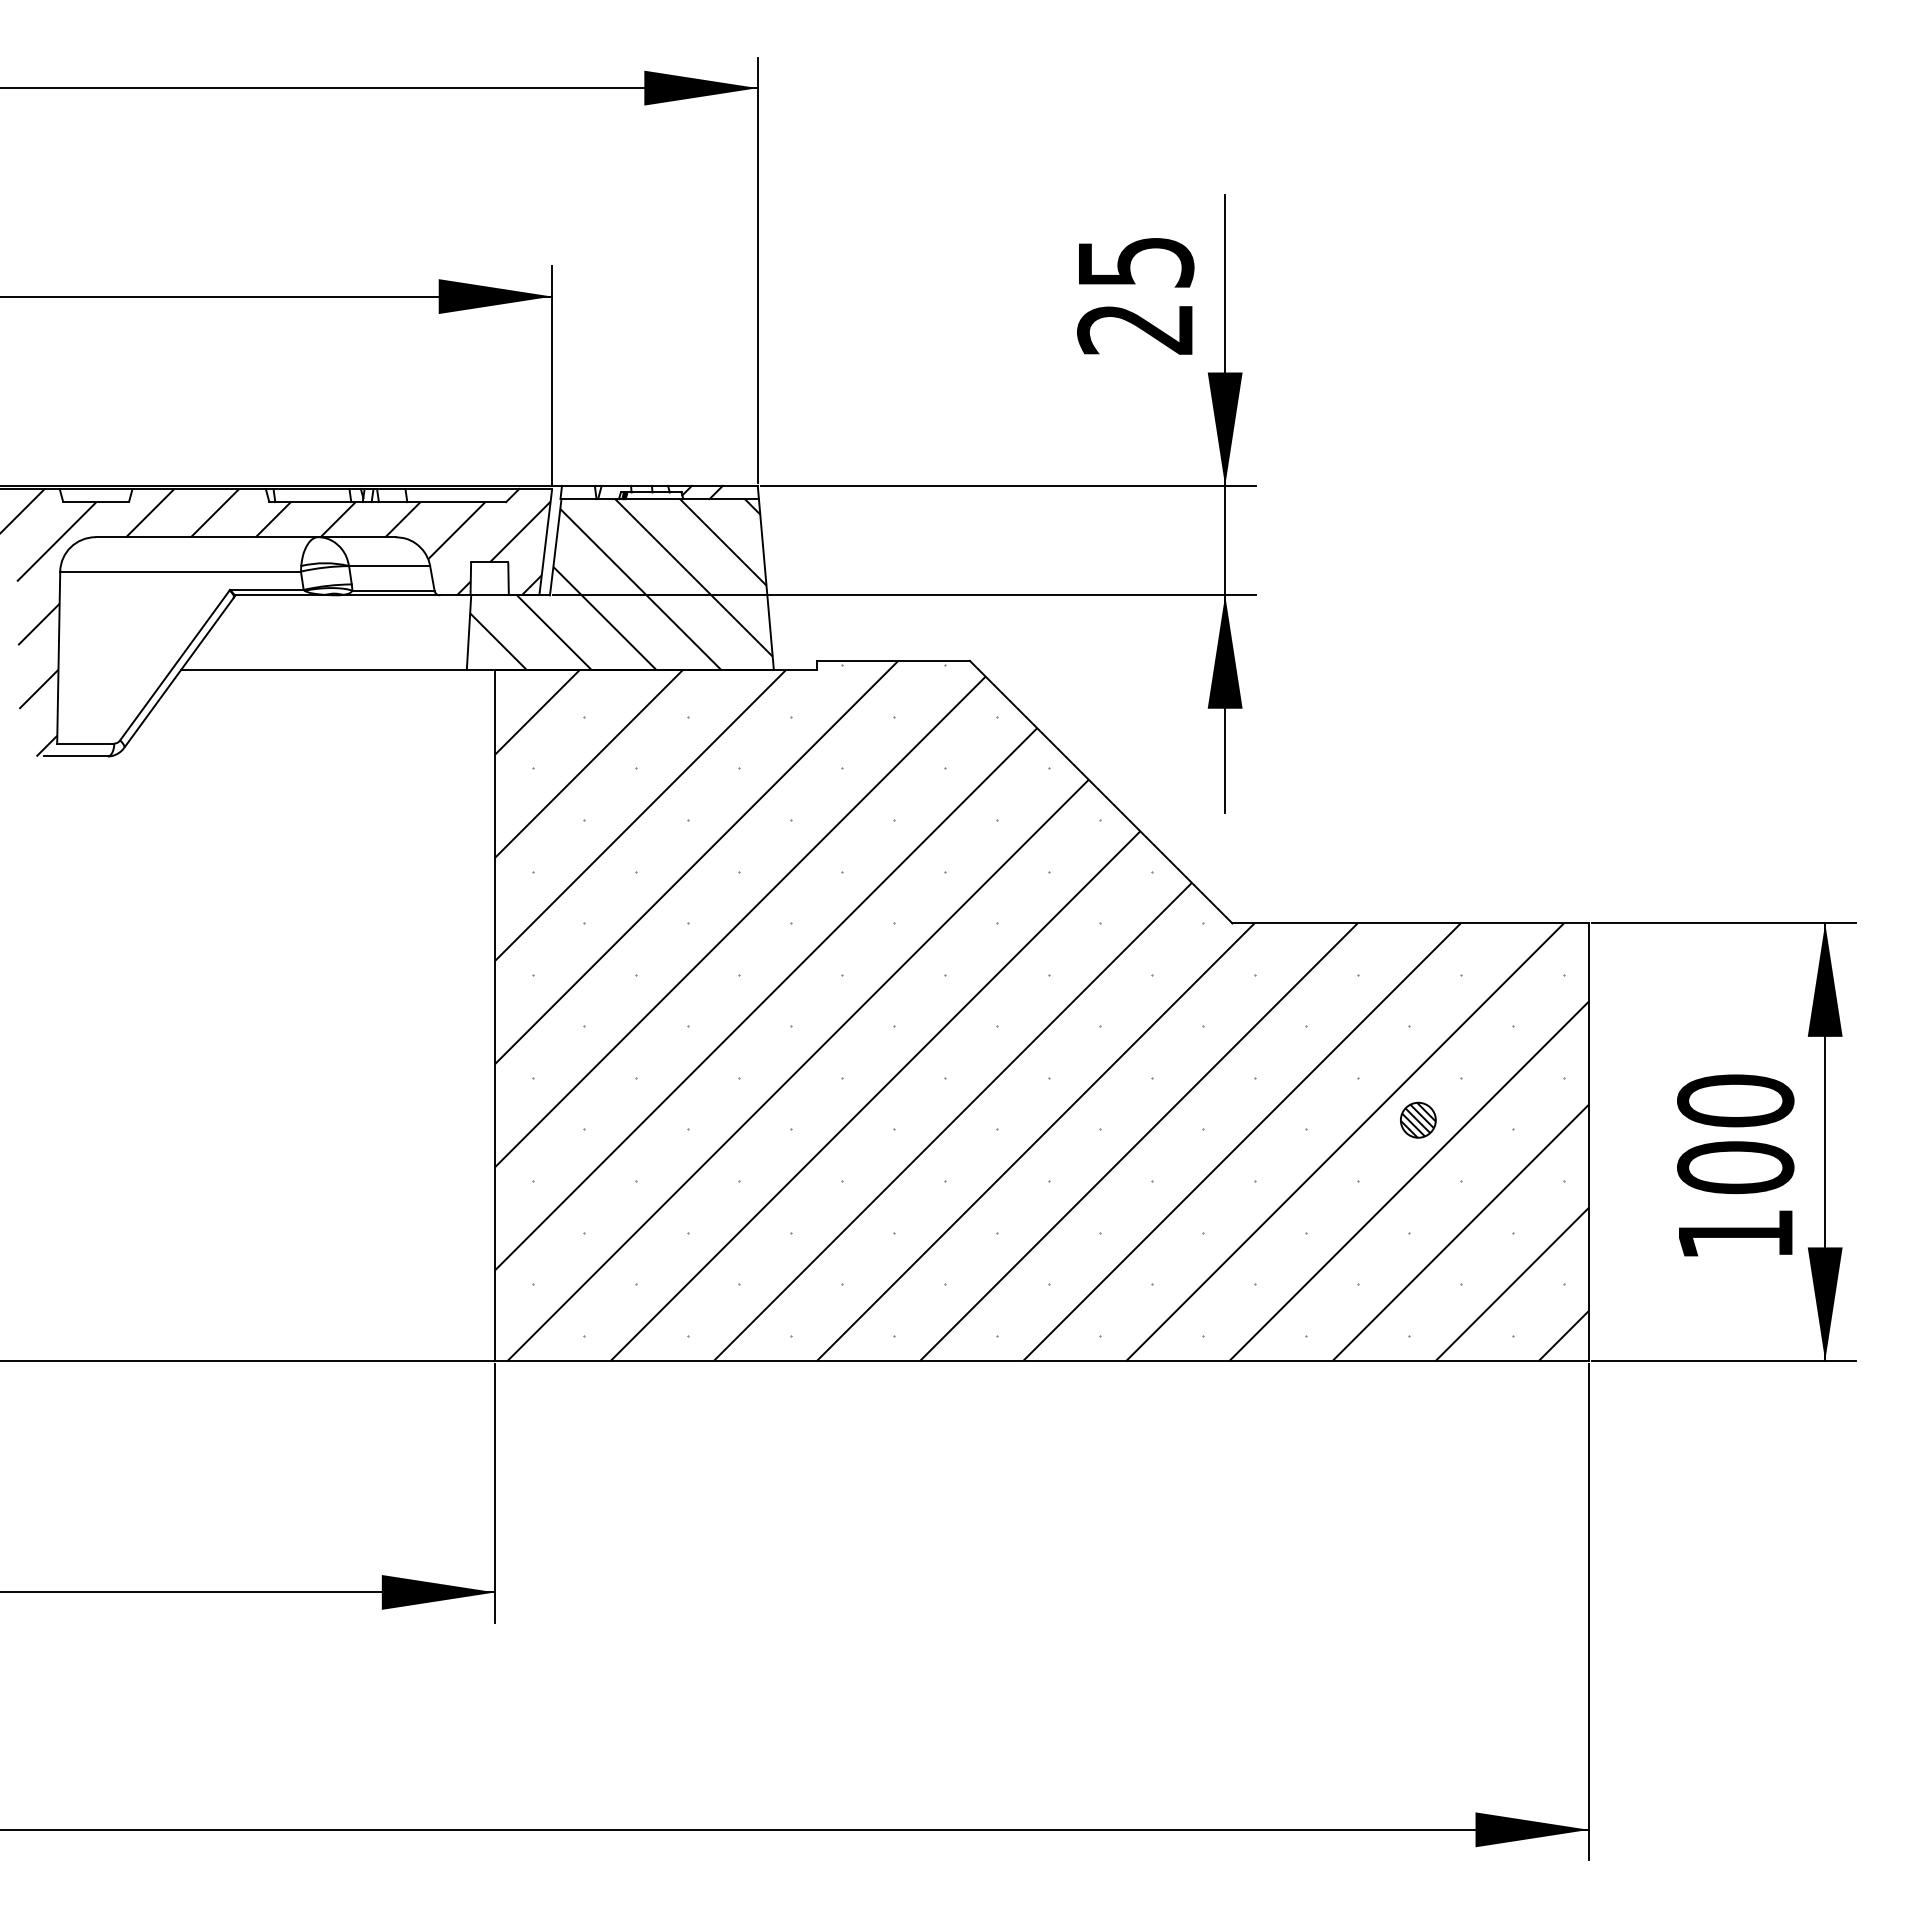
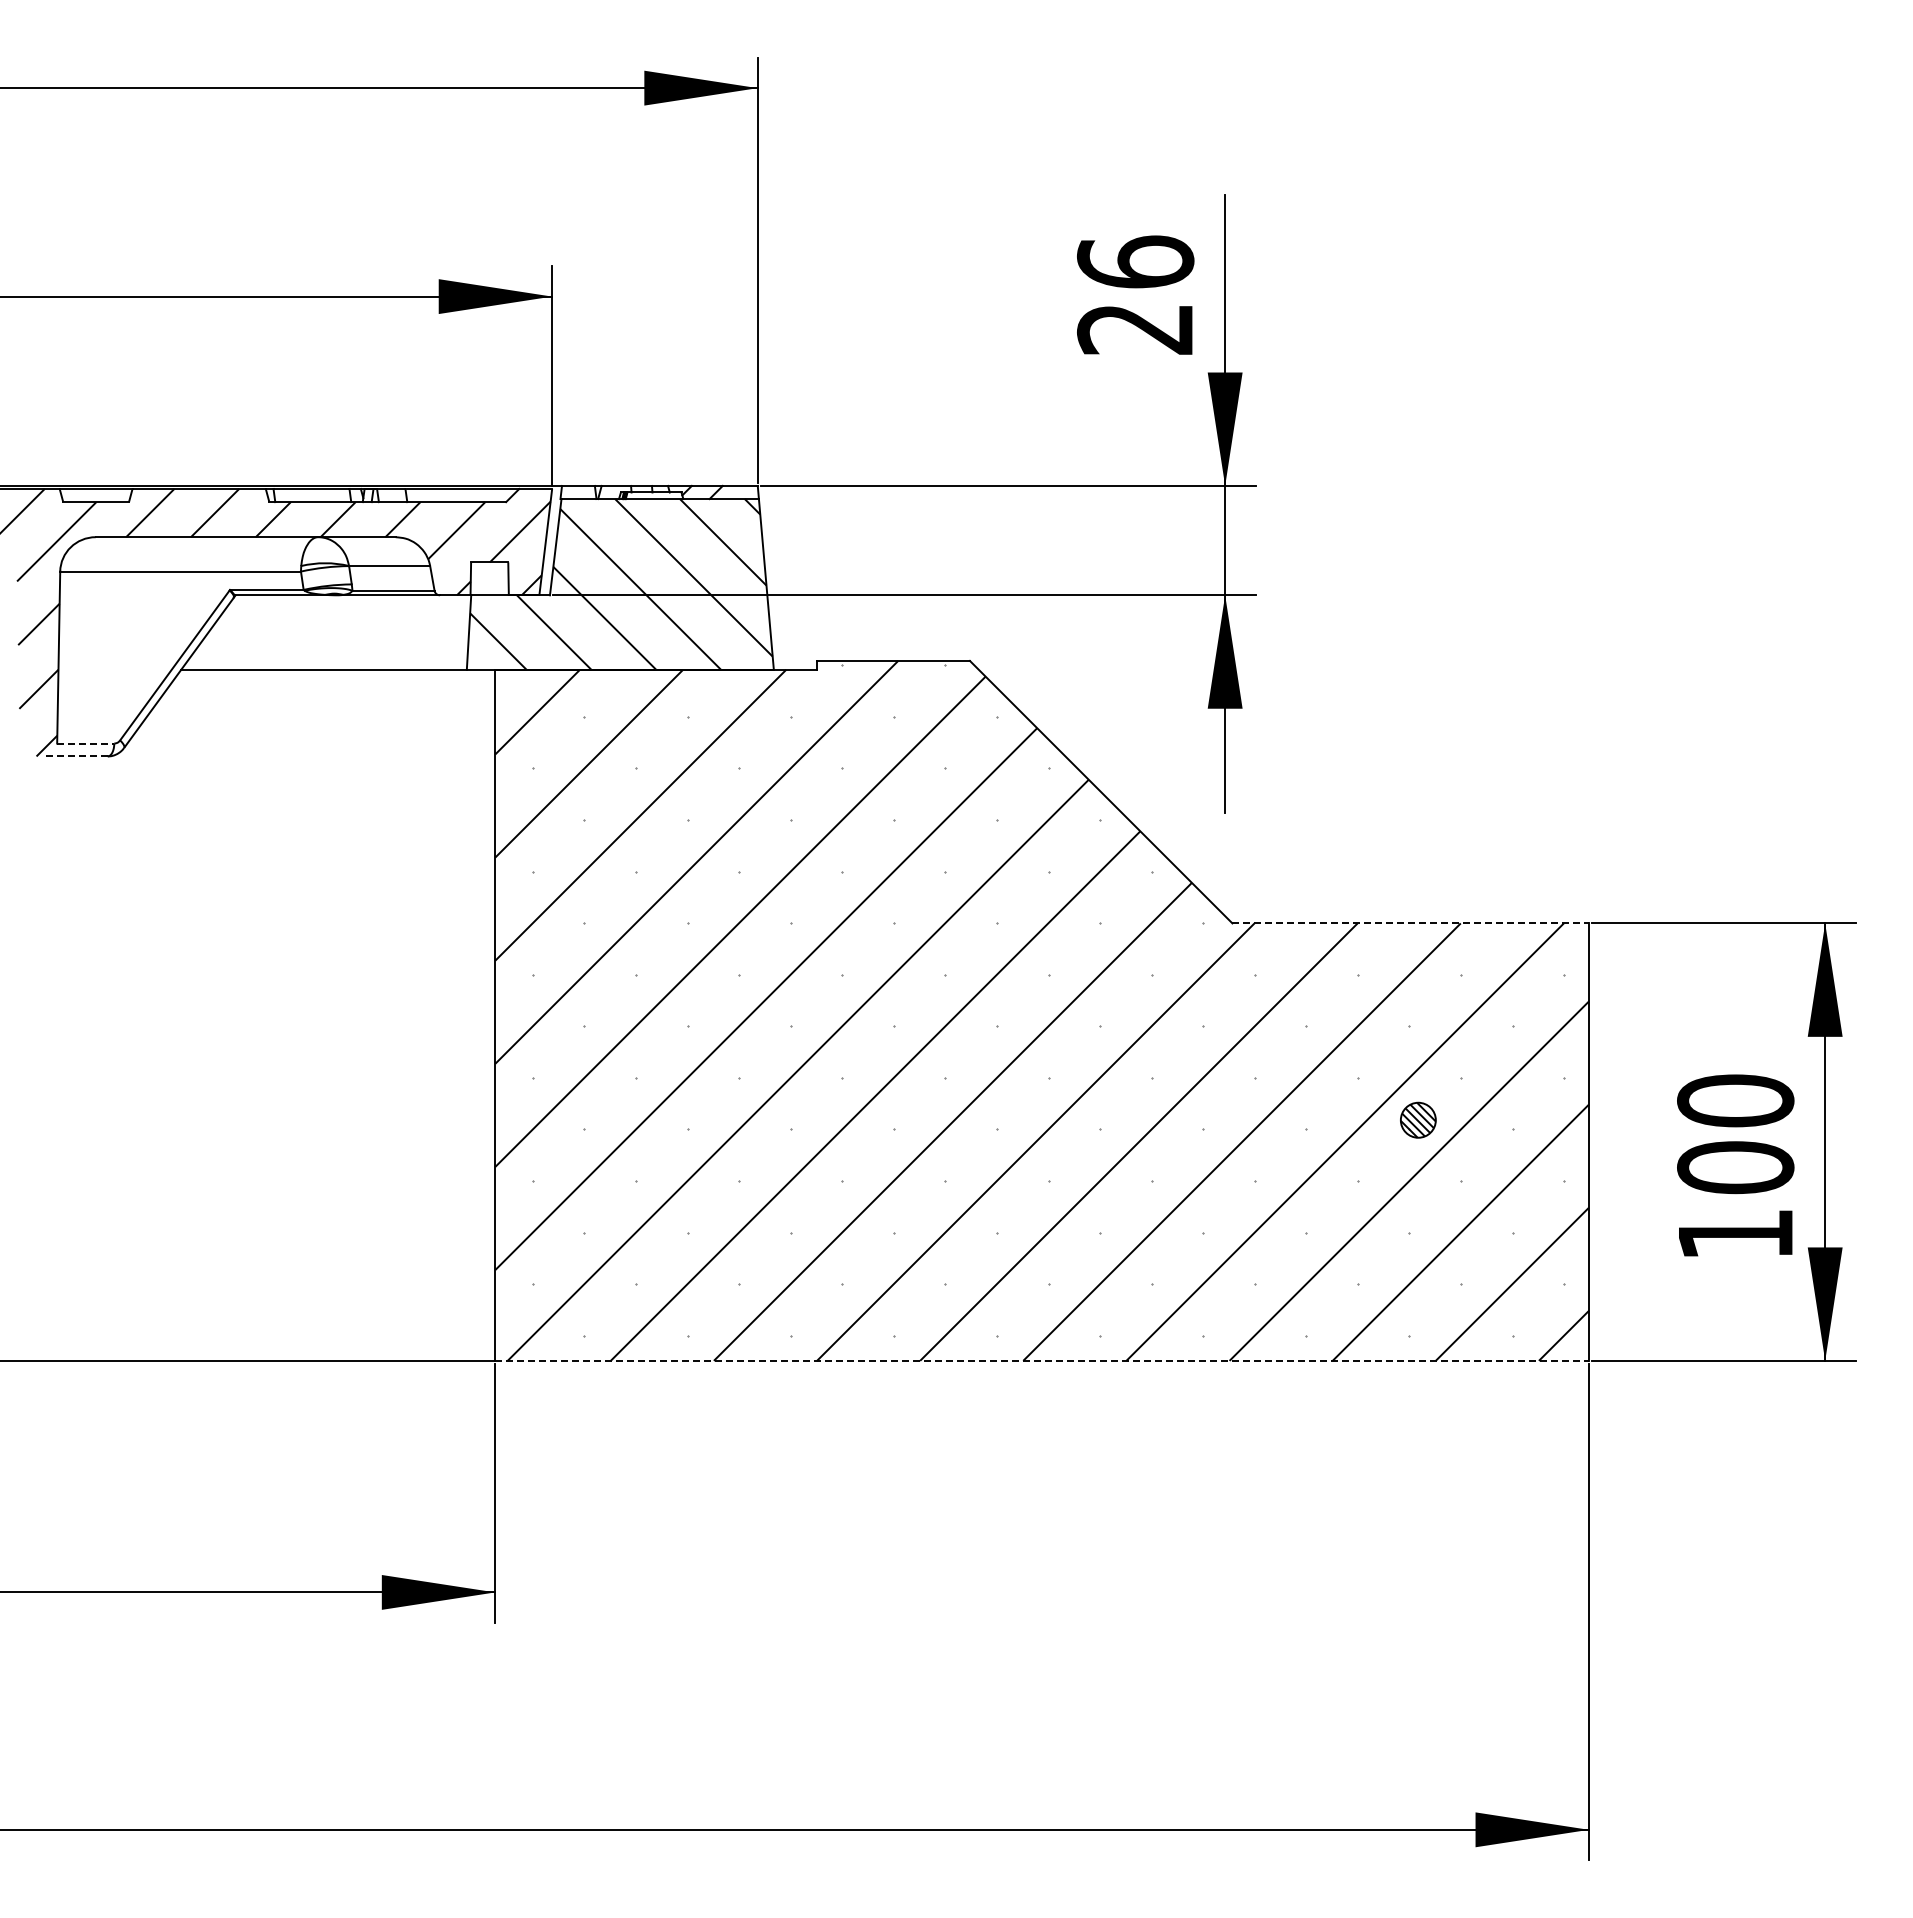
text: 25 -> 26 (1135, 261)
line: solid -> dashed (85, 743)
line: solid -> dashed (75, 756)
line: solid -> dashed (1411, 923)
line: solid -> dashed (1042, 1360)
